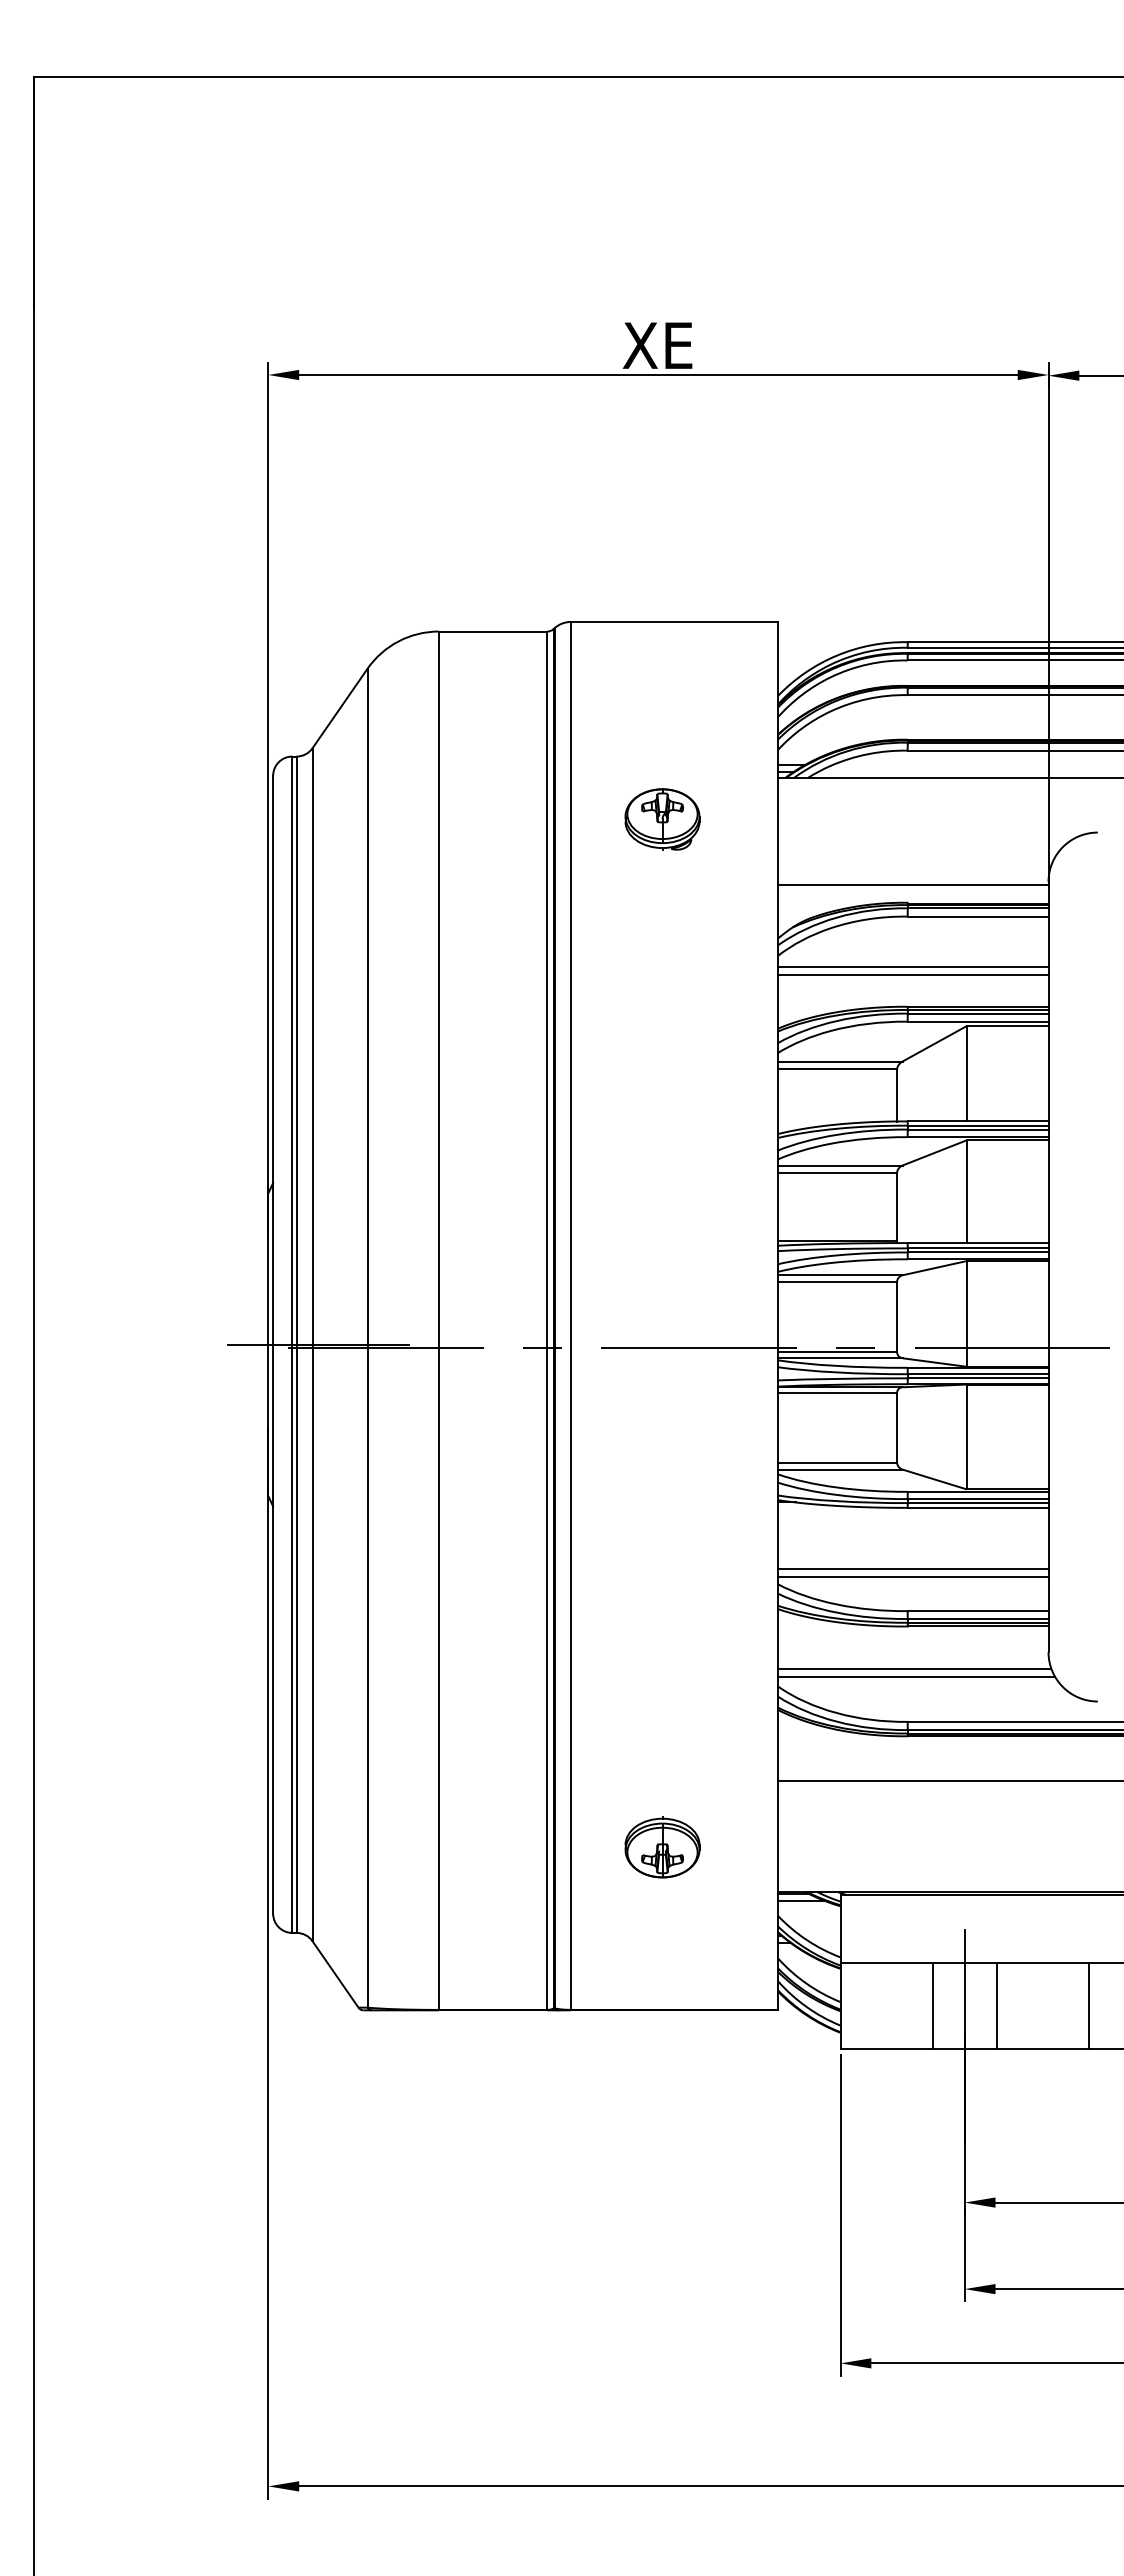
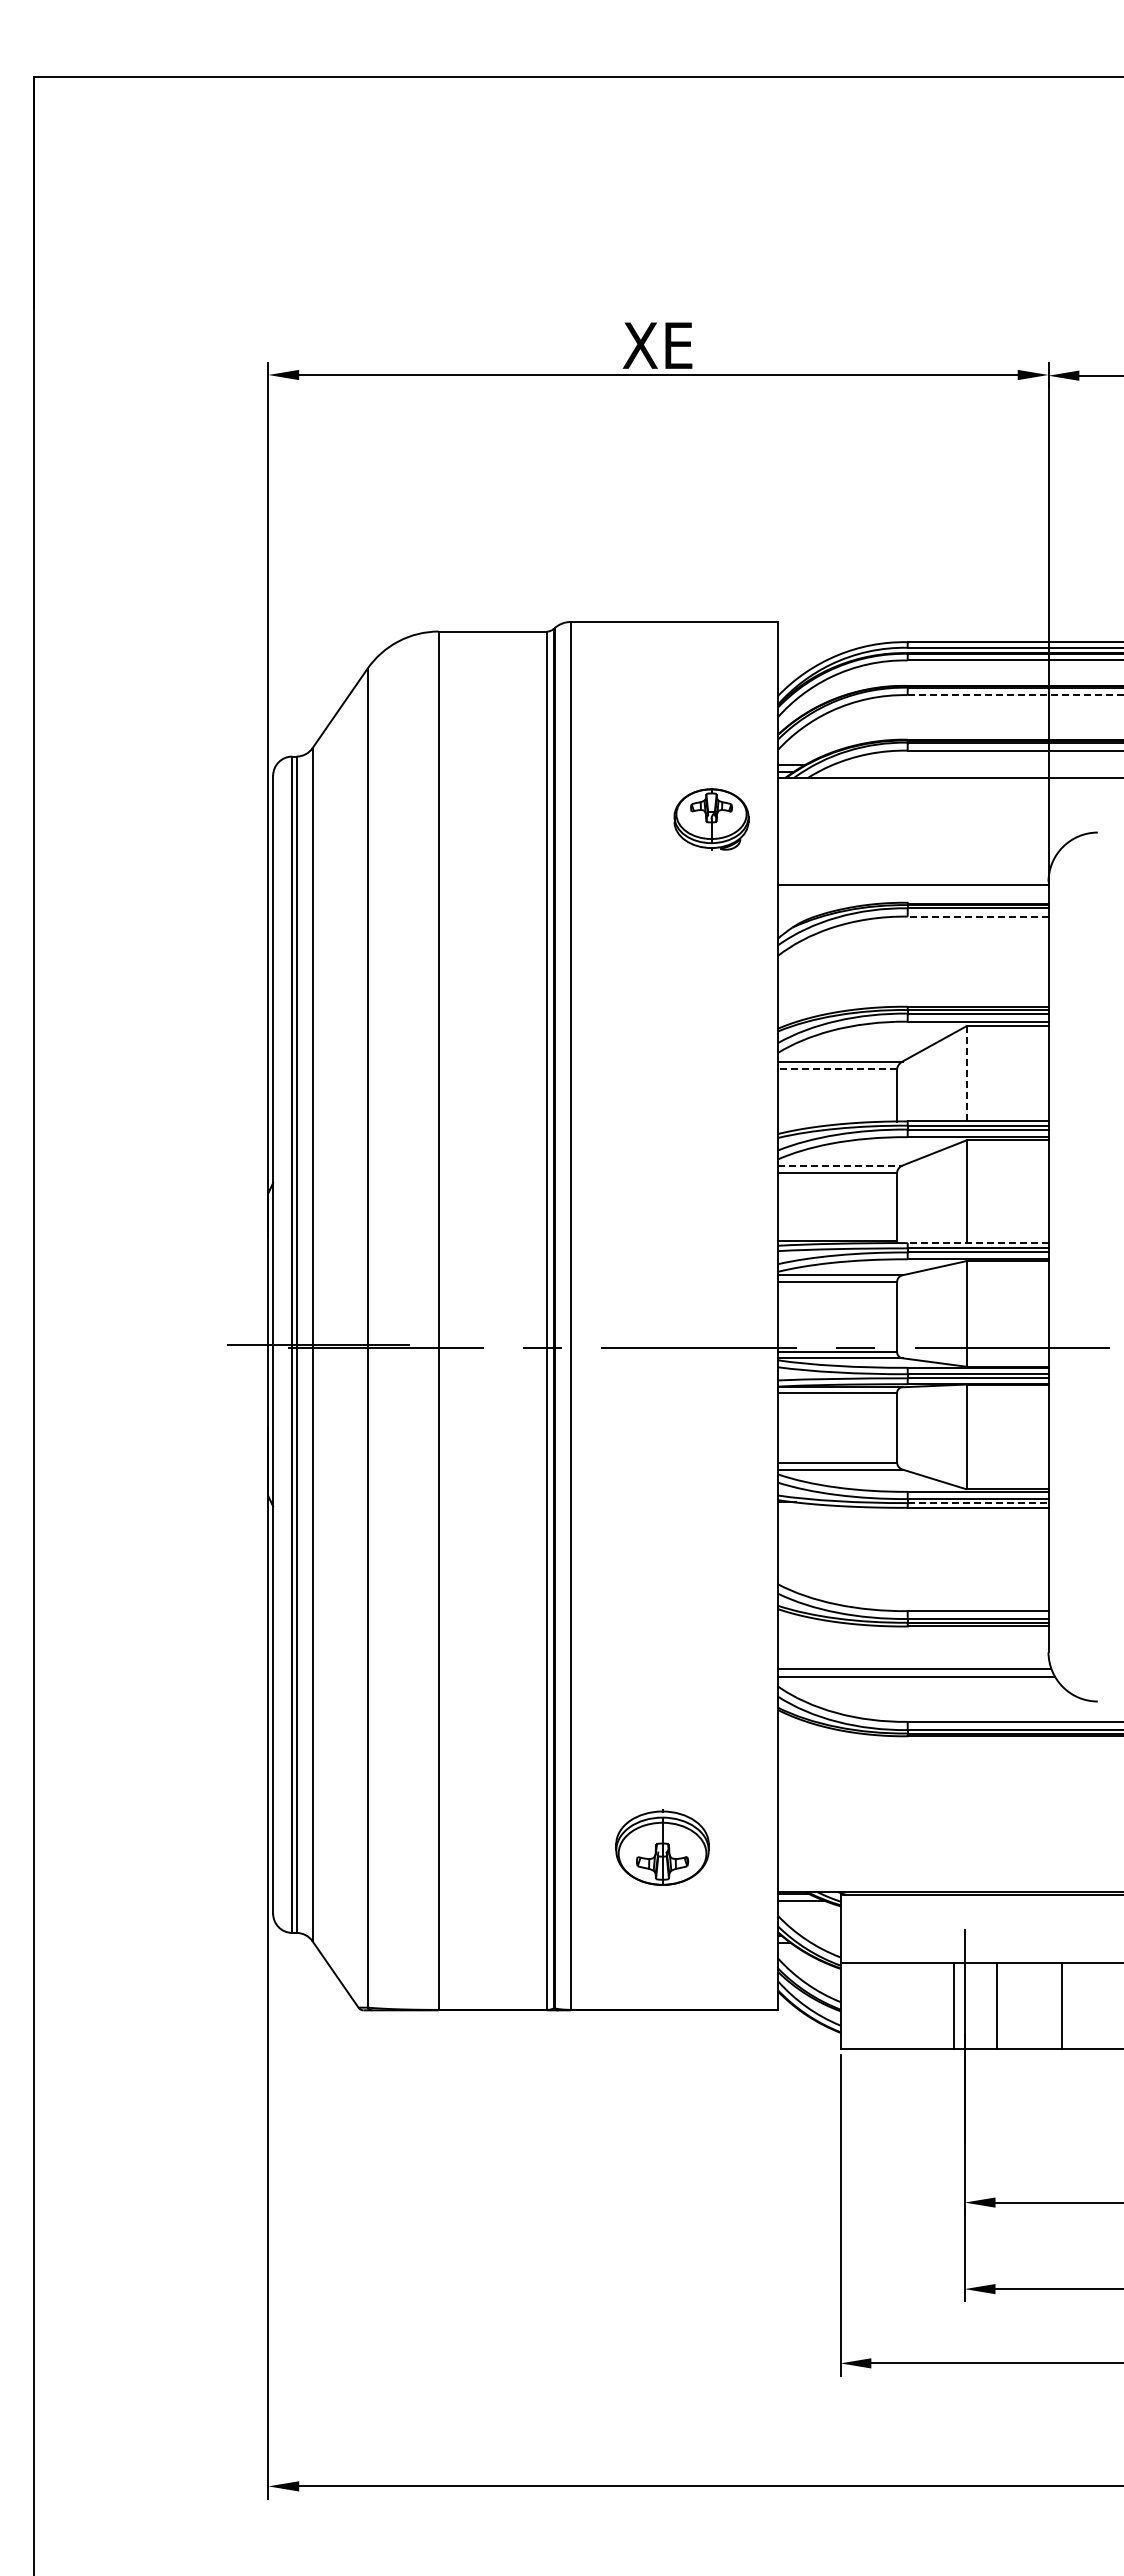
line: solid -> dashed (1015, 695)
part position: (662, 819) -> (711, 819) (711, 819)
line: solid -> dashed (977, 916)
line: present -> none (912, 966)
line: present -> none (912, 974)
line: solid -> dashed (837, 1069)
line: solid -> dashed (966, 1073)
line: solid -> dashed (840, 1165)
line: solid -> dashed (977, 1243)
line: solid -> dashed (978, 1503)
line: present -> none (912, 1569)
line: present -> none (912, 1576)
line: present -> none (948, 1780)
part size: 77x63 px -> 95x77 px (662, 1847)
line position: (932, 2005) -> (953, 2005) (953, 2005)
line position: (1089, 2005) -> (1062, 2005) (1062, 2005)
